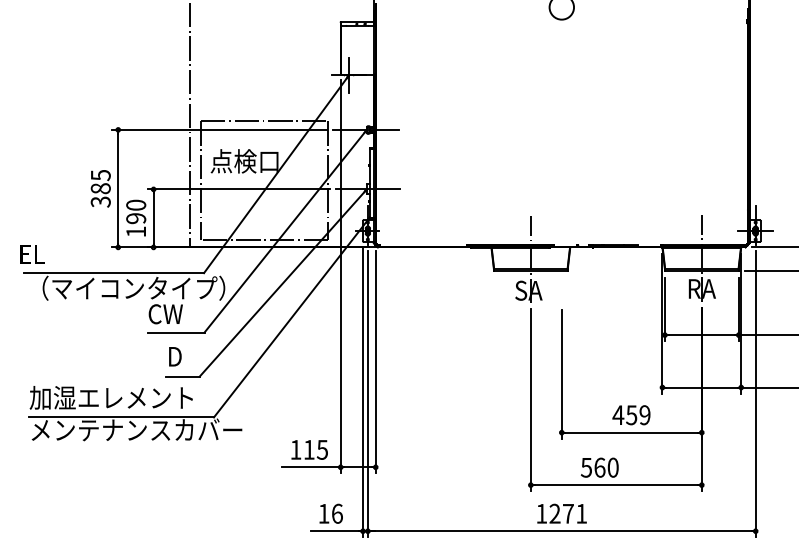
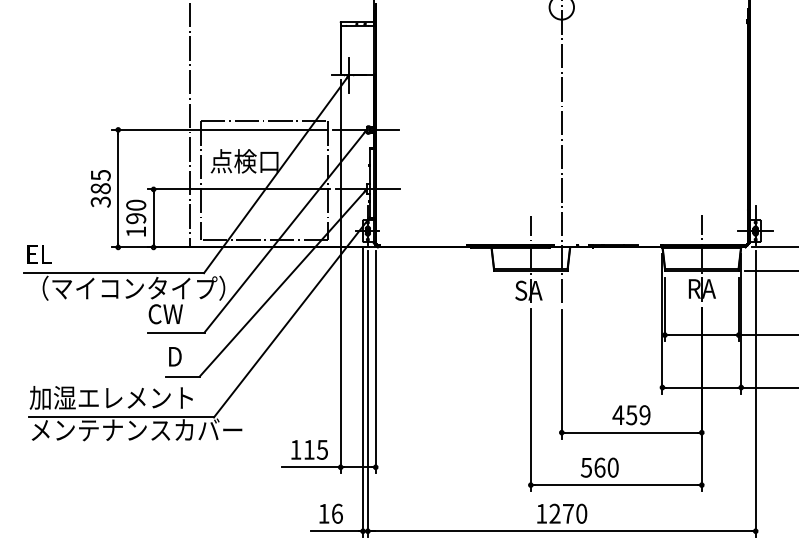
line: none -> present (561, 152)
text position: (32, 254) -> (39, 254) (39, 254)
text: 1271 -> 1270 (581, 513)
